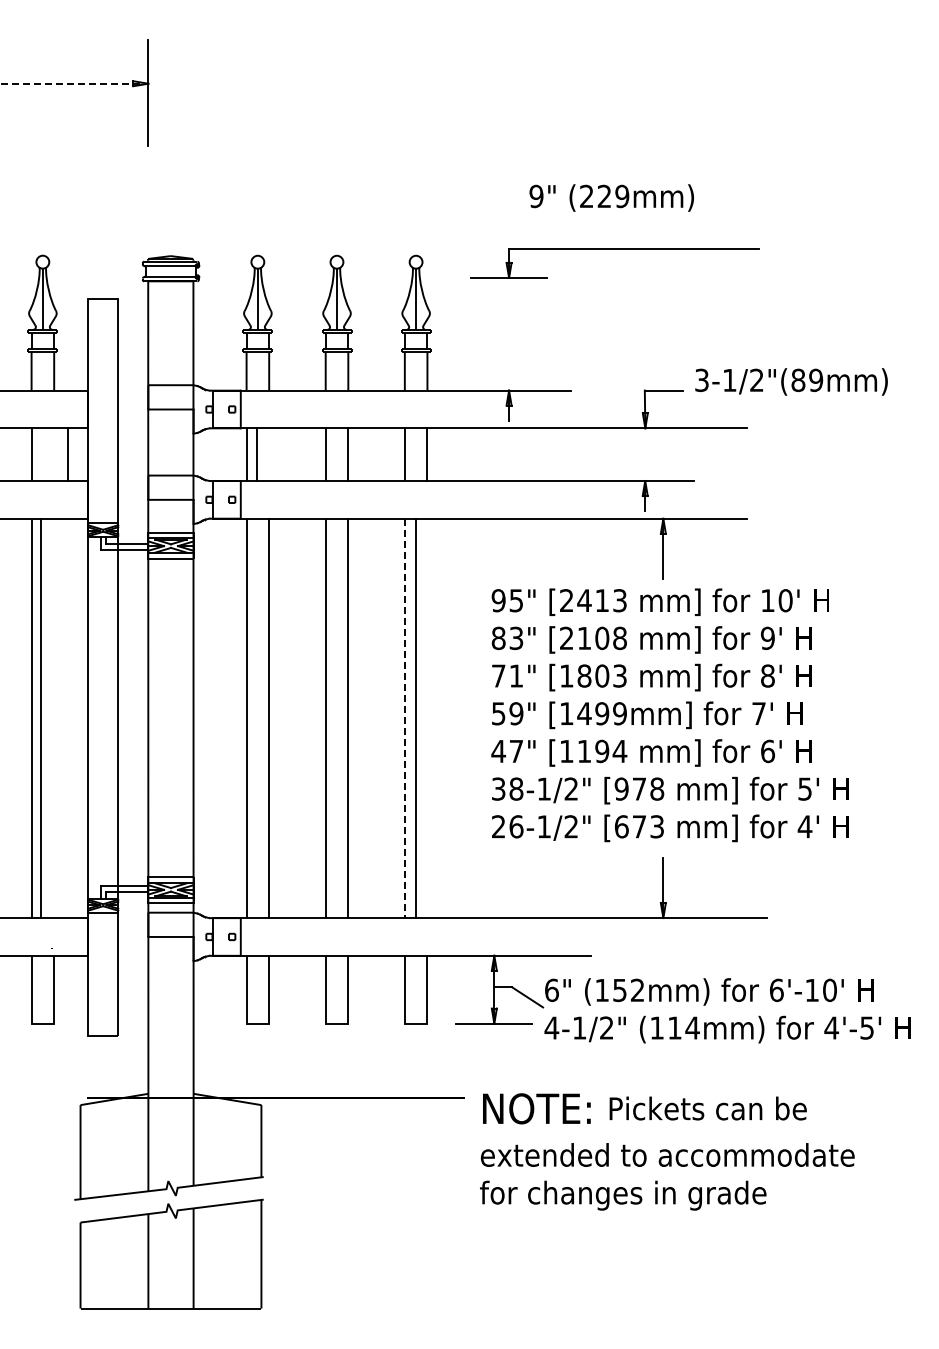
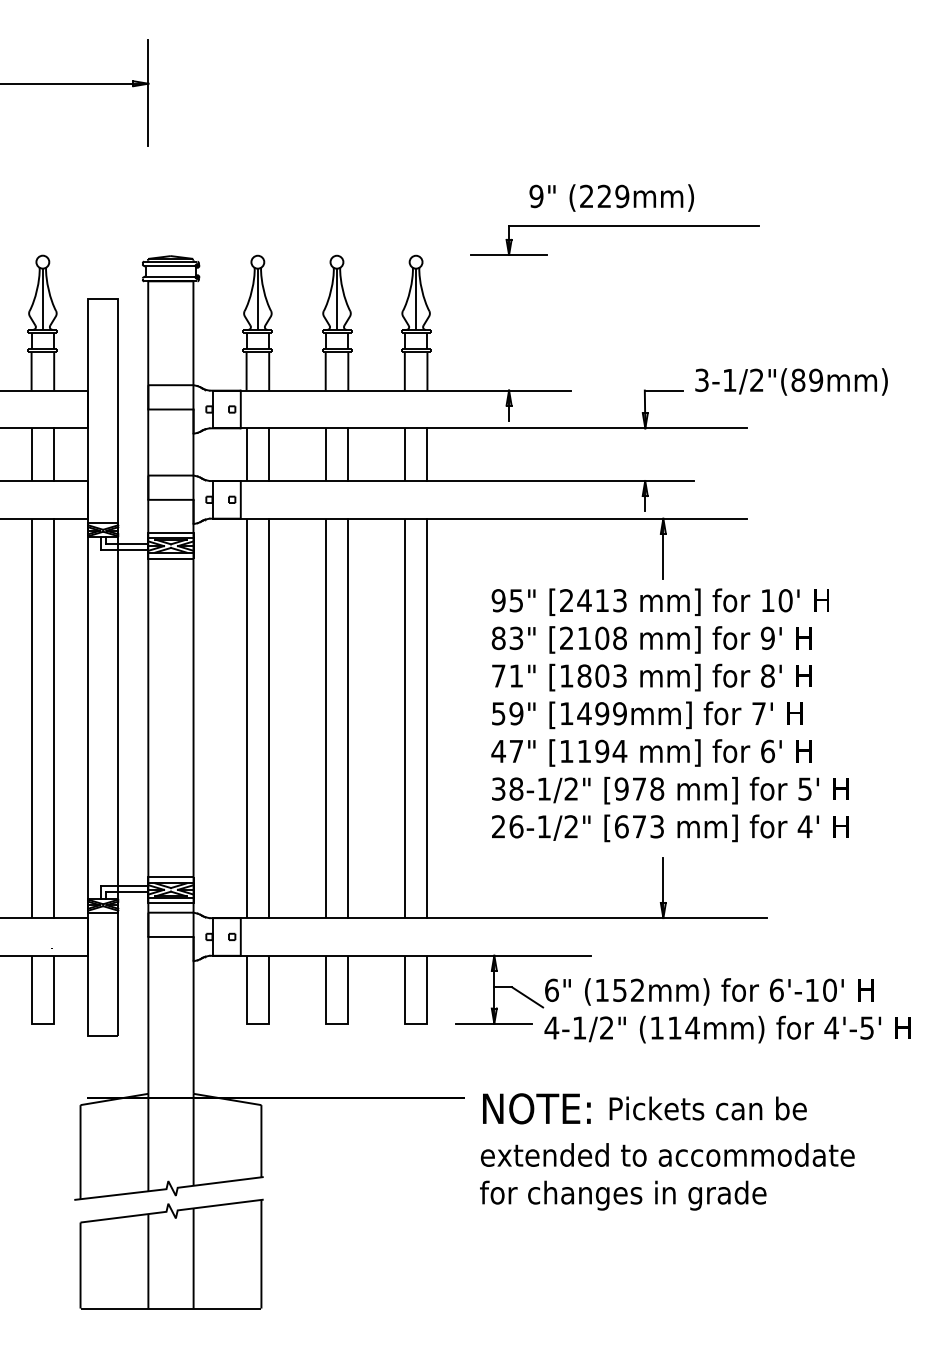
line: dashed -> solid (74, 83)
part position: (614, 249) -> (614, 226) (614, 226)
line position: (68, 454) -> (54, 454) (54, 454)
line position: (257, 454) -> (269, 454) (269, 454)
line position: (41, 718) -> (54, 718) (54, 718)
line: dashed -> solid (404, 718)
line position: (416, 718) -> (427, 718) (427, 718)
